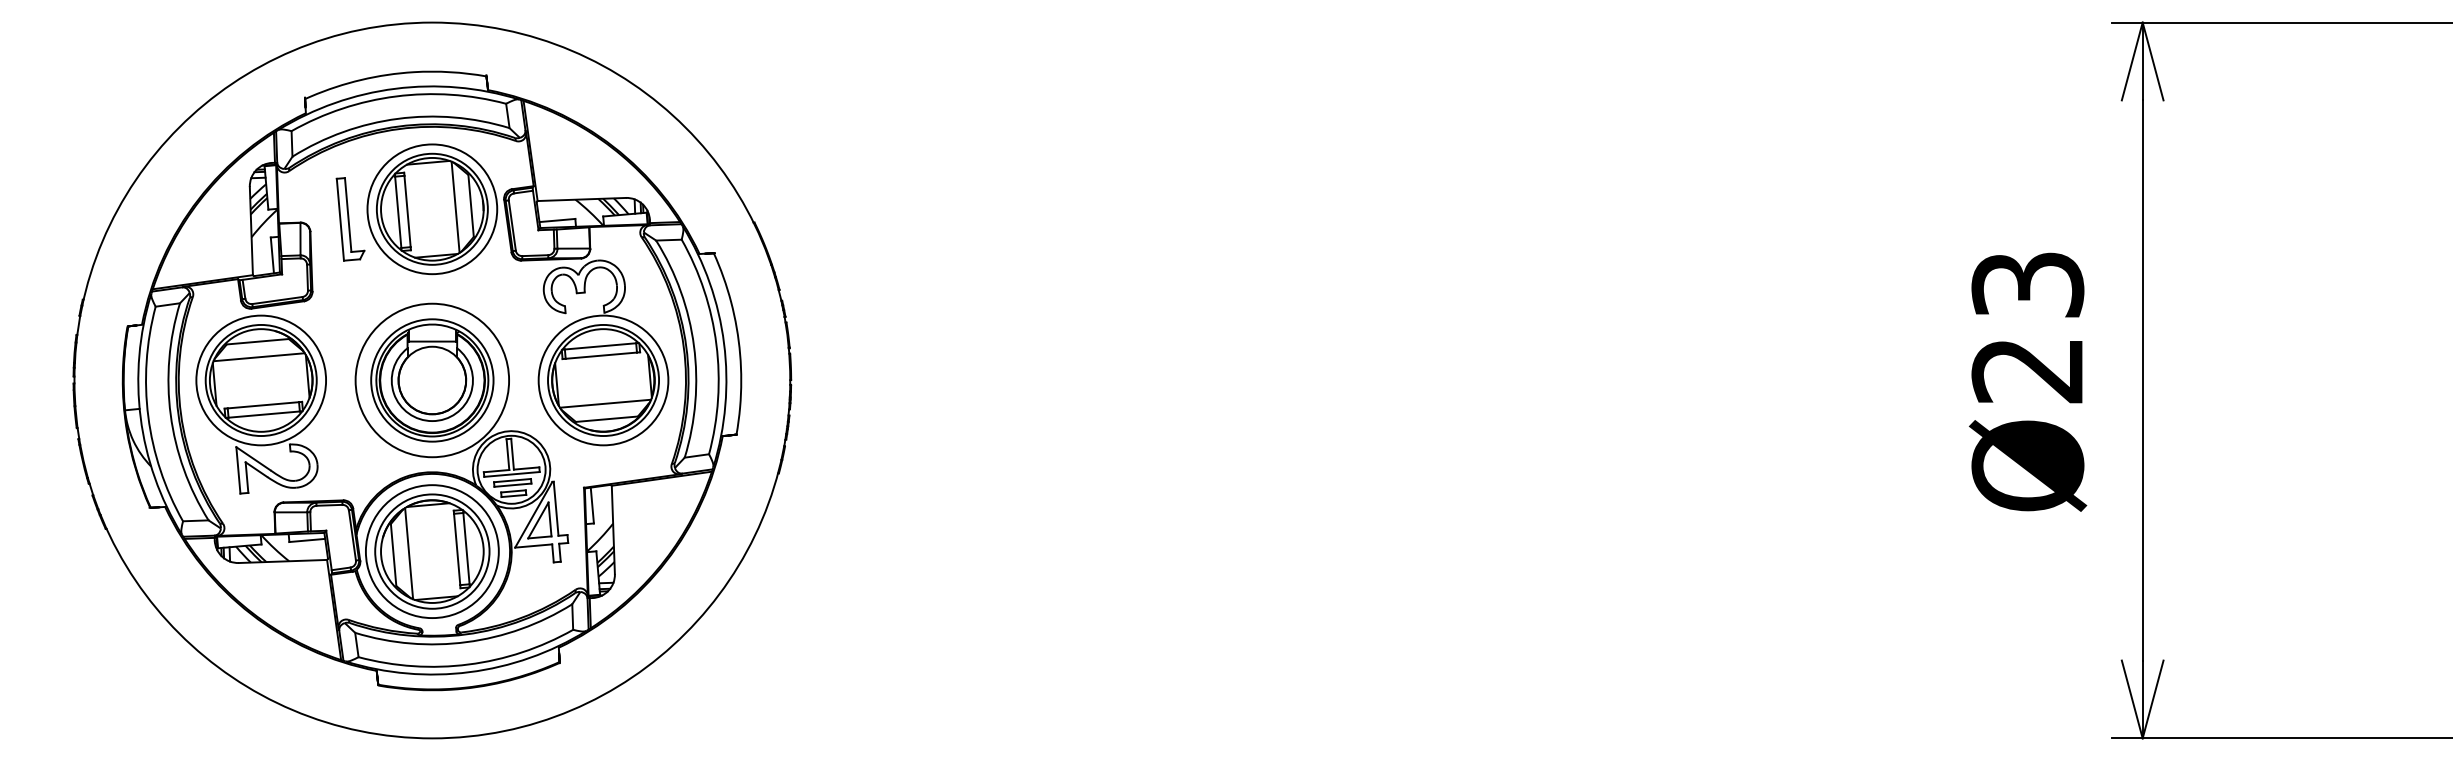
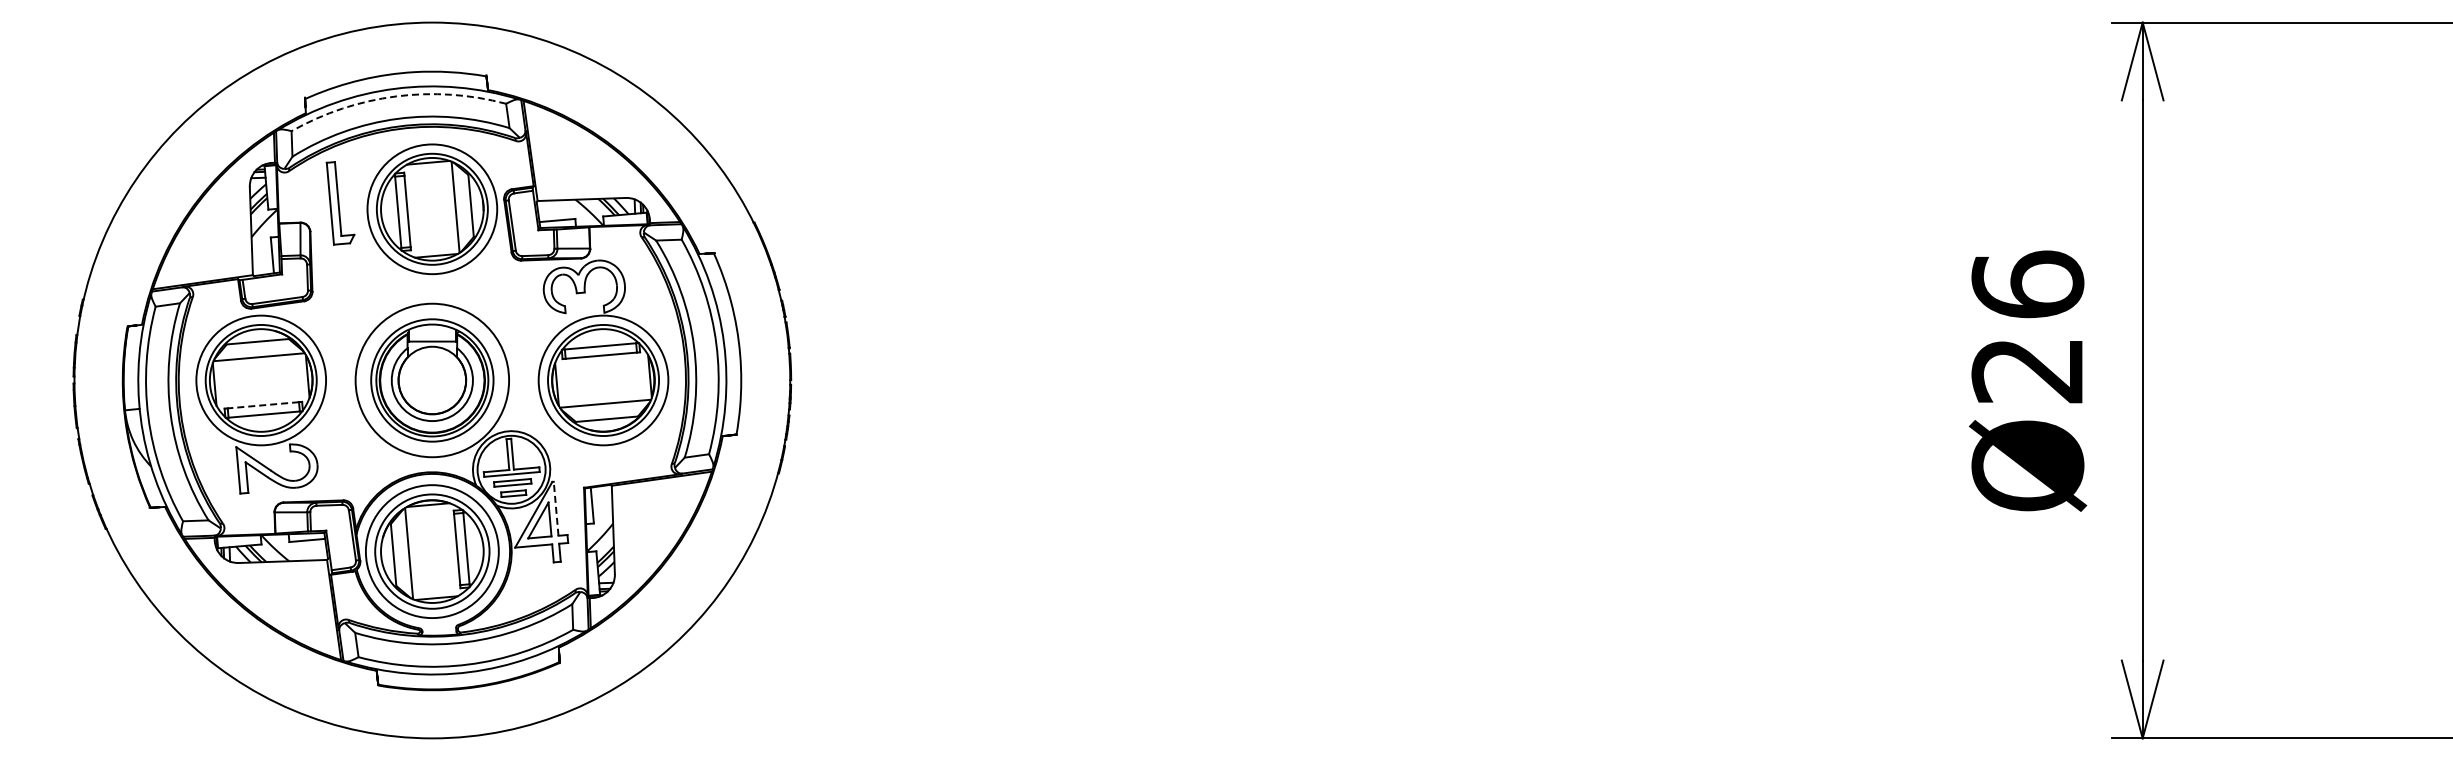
arc: solid -> dashed (396, 96)
part position: (350, 219) -> (340, 203) (340, 203)
text: Ø23 -> Ø26 (2027, 284)
line: solid -> dashed (263, 405)
line: solid -> dashed (556, 508)
